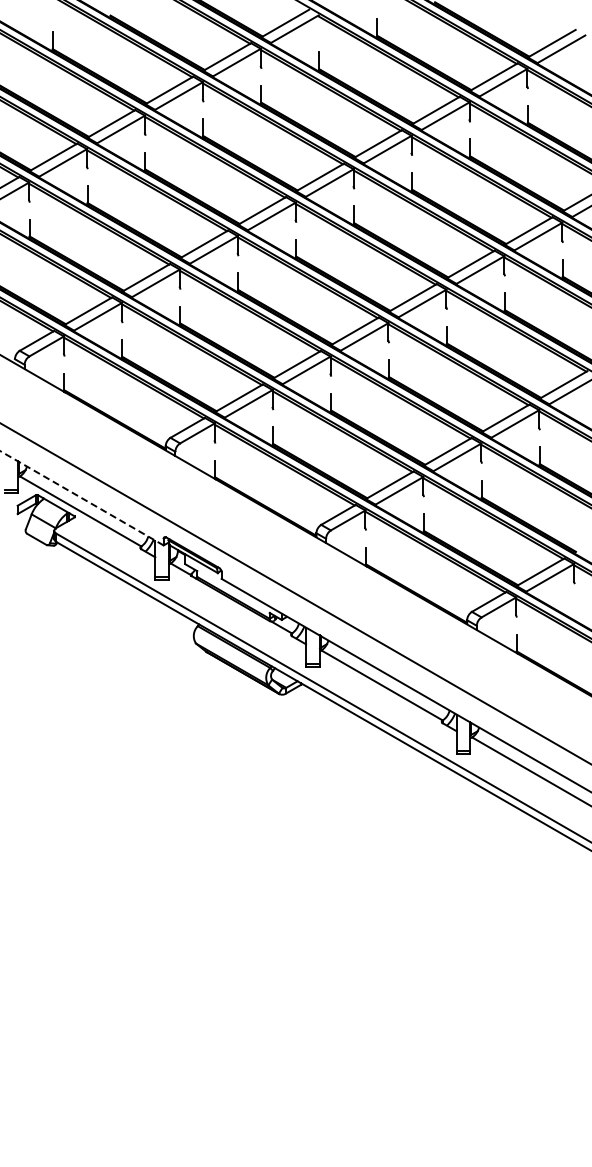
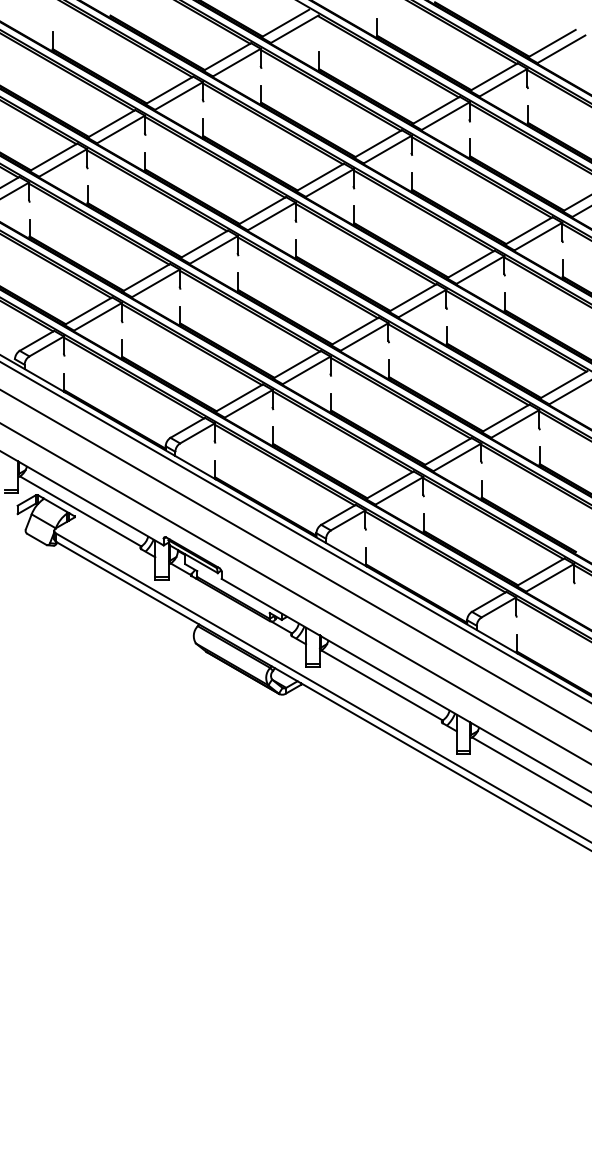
line: dashed -> solid (81, 497)
line: none -> present (295, 532)
line: none -> present (295, 560)
